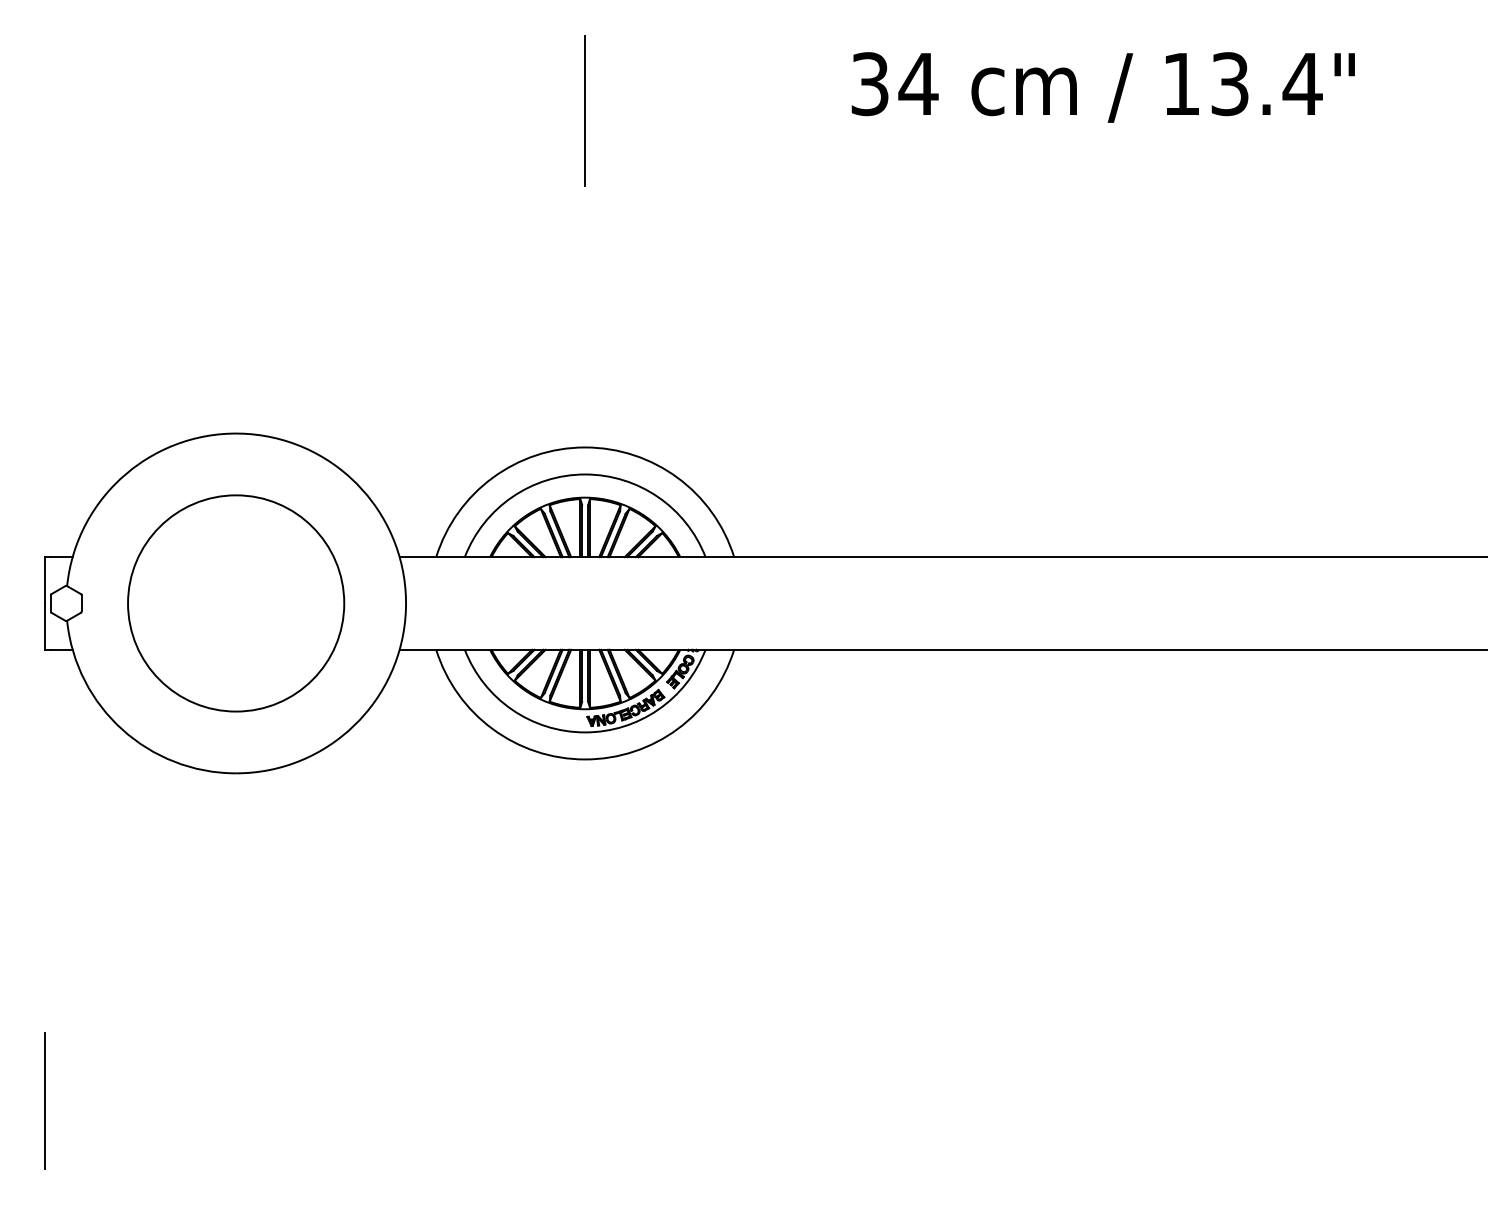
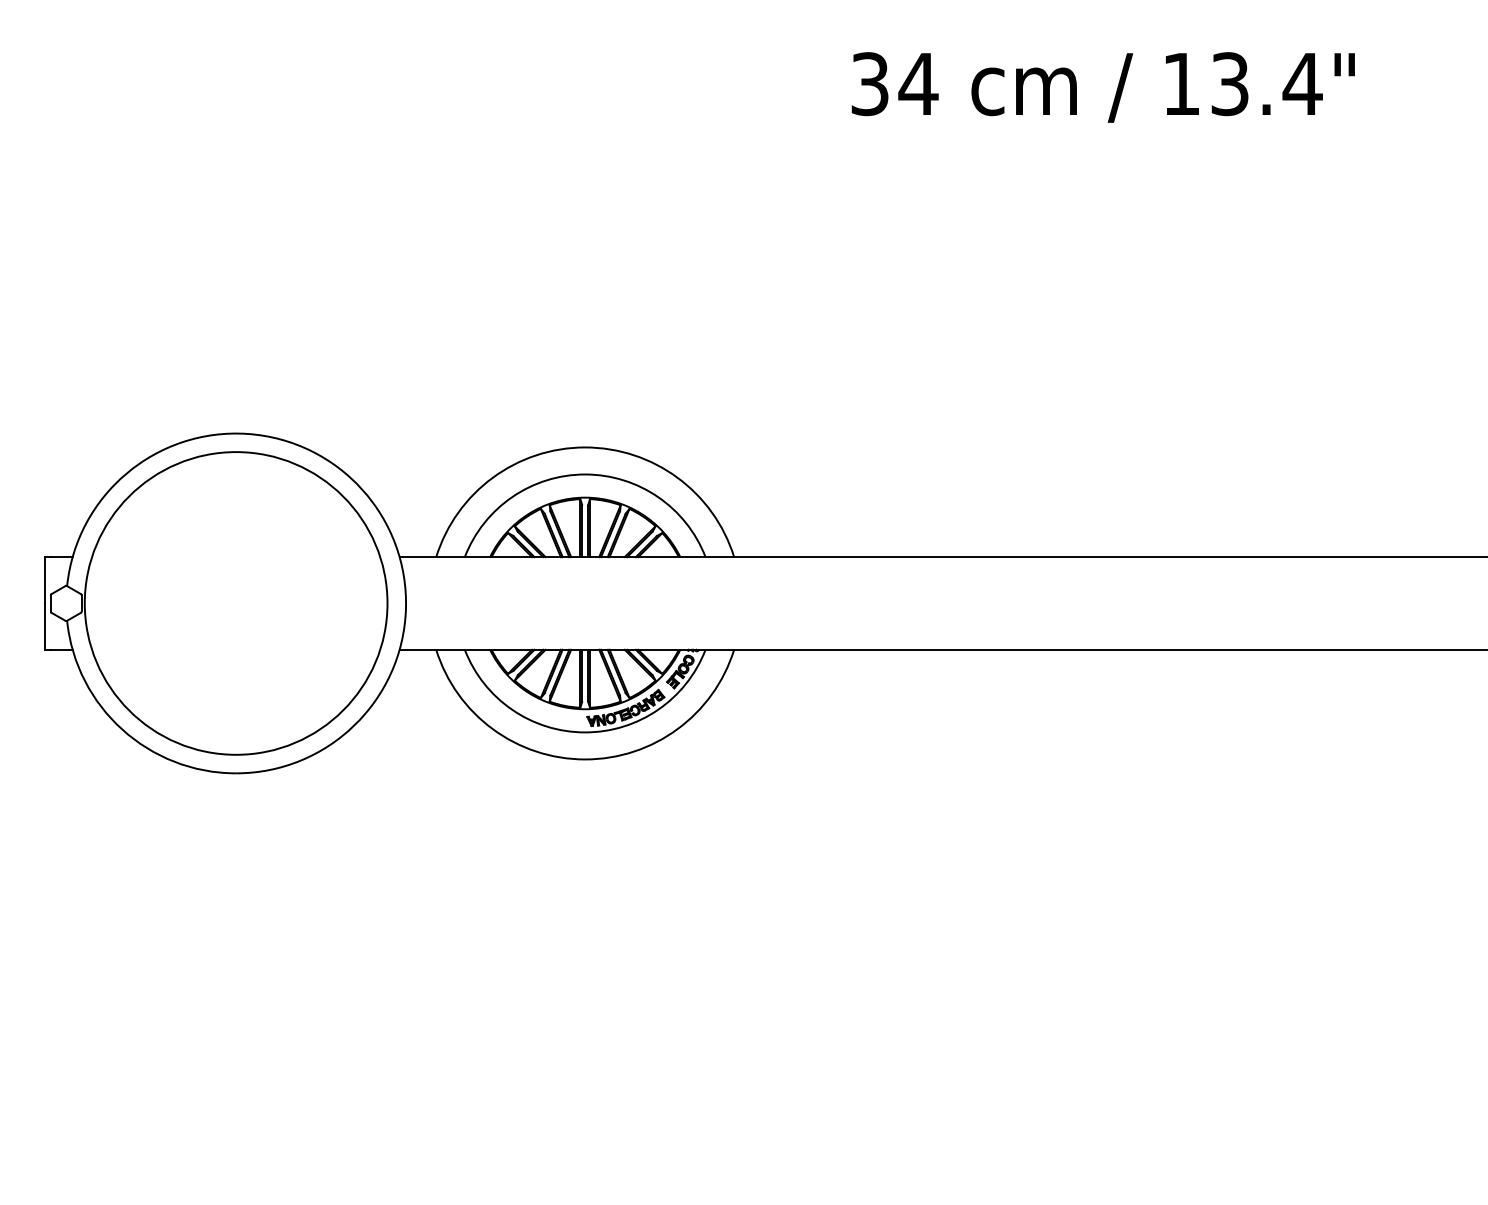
line: present -> none (585, 111)
circle diameter: 216 px -> 303 px (235, 603)
line: present -> none (44, 1100)
